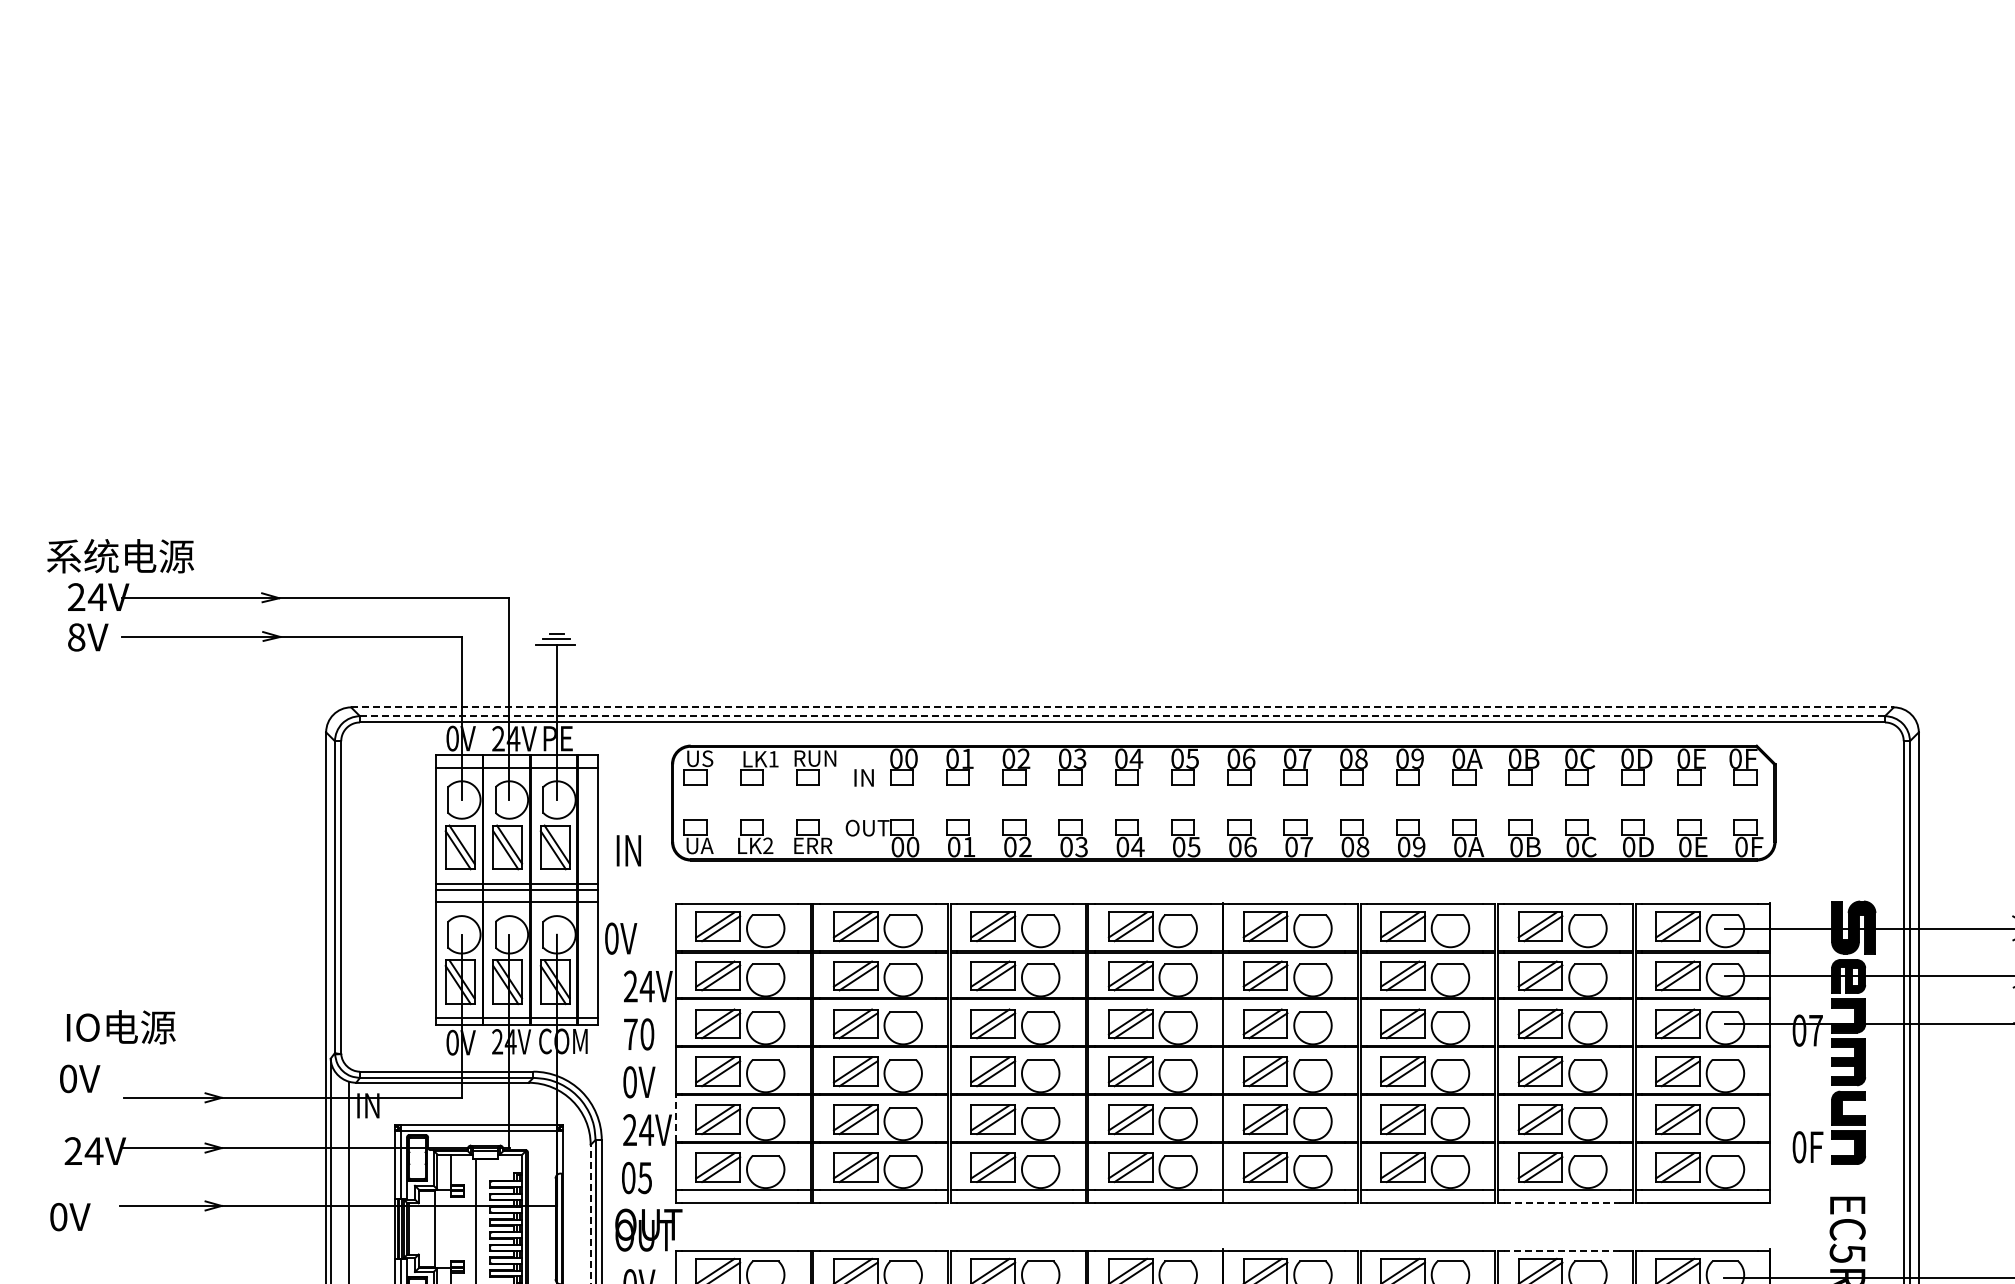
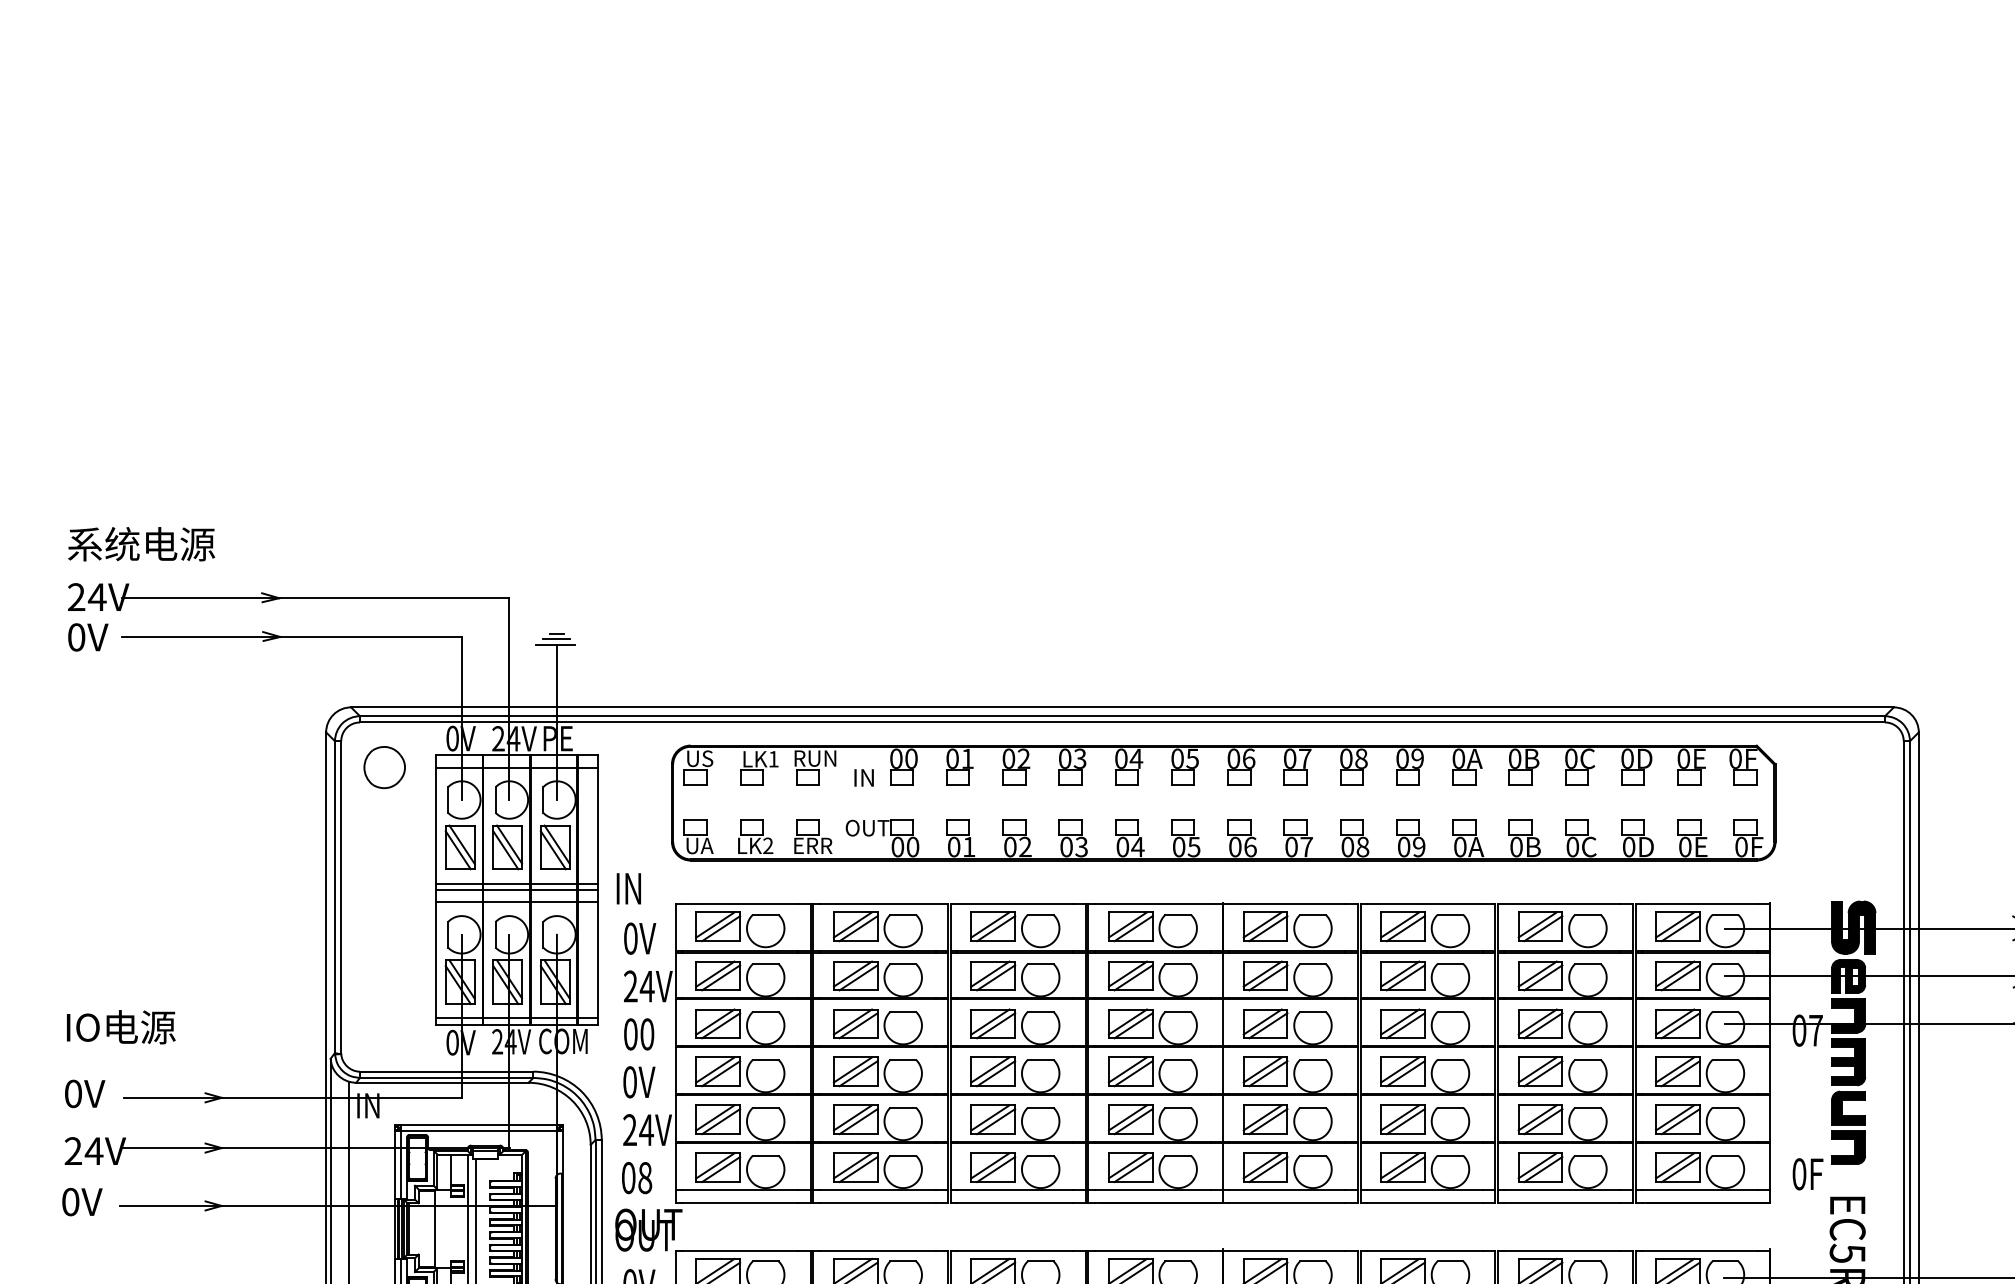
text position: (120, 556) -> (141, 544) (141, 544)
text: 8V -> 0V (76, 637)
line: dashed -> solid (1122, 707)
line: dashed -> solid (1122, 716)
part: none -> present (384, 767)
text position: (628, 850) -> (628, 888) (628, 888)
text position: (621, 938) -> (640, 938) (640, 938)
text: 70 -> 00 (630, 1034)
text position: (80, 1078) -> (85, 1093) (85, 1093)
line: dashed -> solid (675, 1118)
text position: (1807, 1147) -> (1807, 1174) (1807, 1174)
text: 05 -> 08 (645, 1178)
line: dashed -> solid (1562, 1202)
line: dashed -> solid (590, 1213)
text position: (70, 1217) -> (82, 1202) (82, 1202)
line: none -> present (468, 1217)
line: dashed -> solid (1561, 1250)
